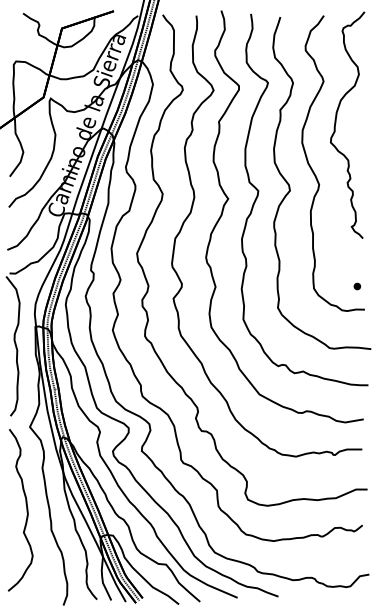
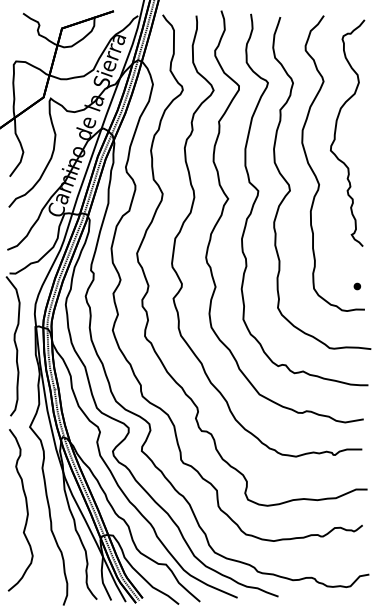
curve position: (336, 123) -> (336, 131) (336, 131)
